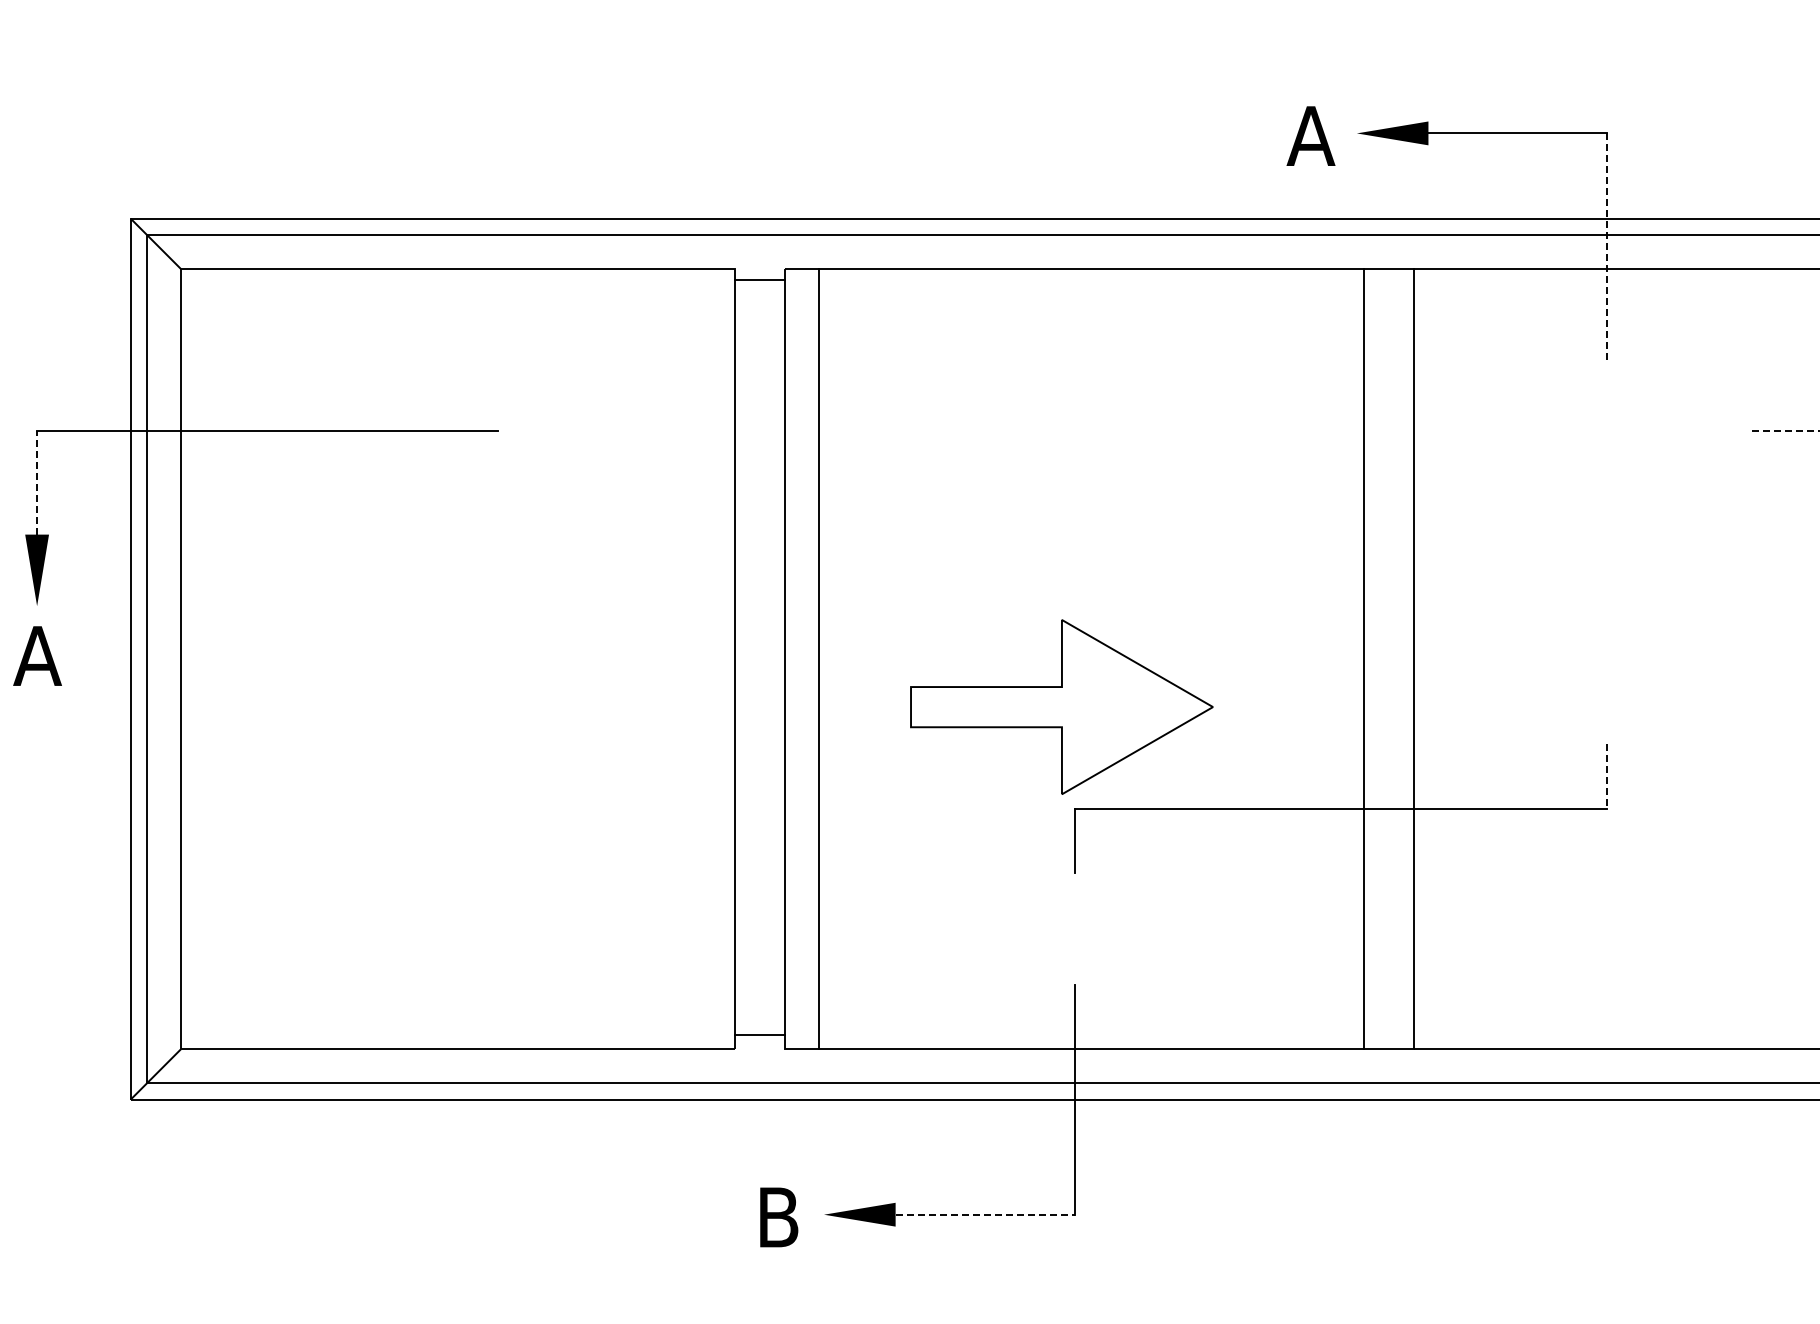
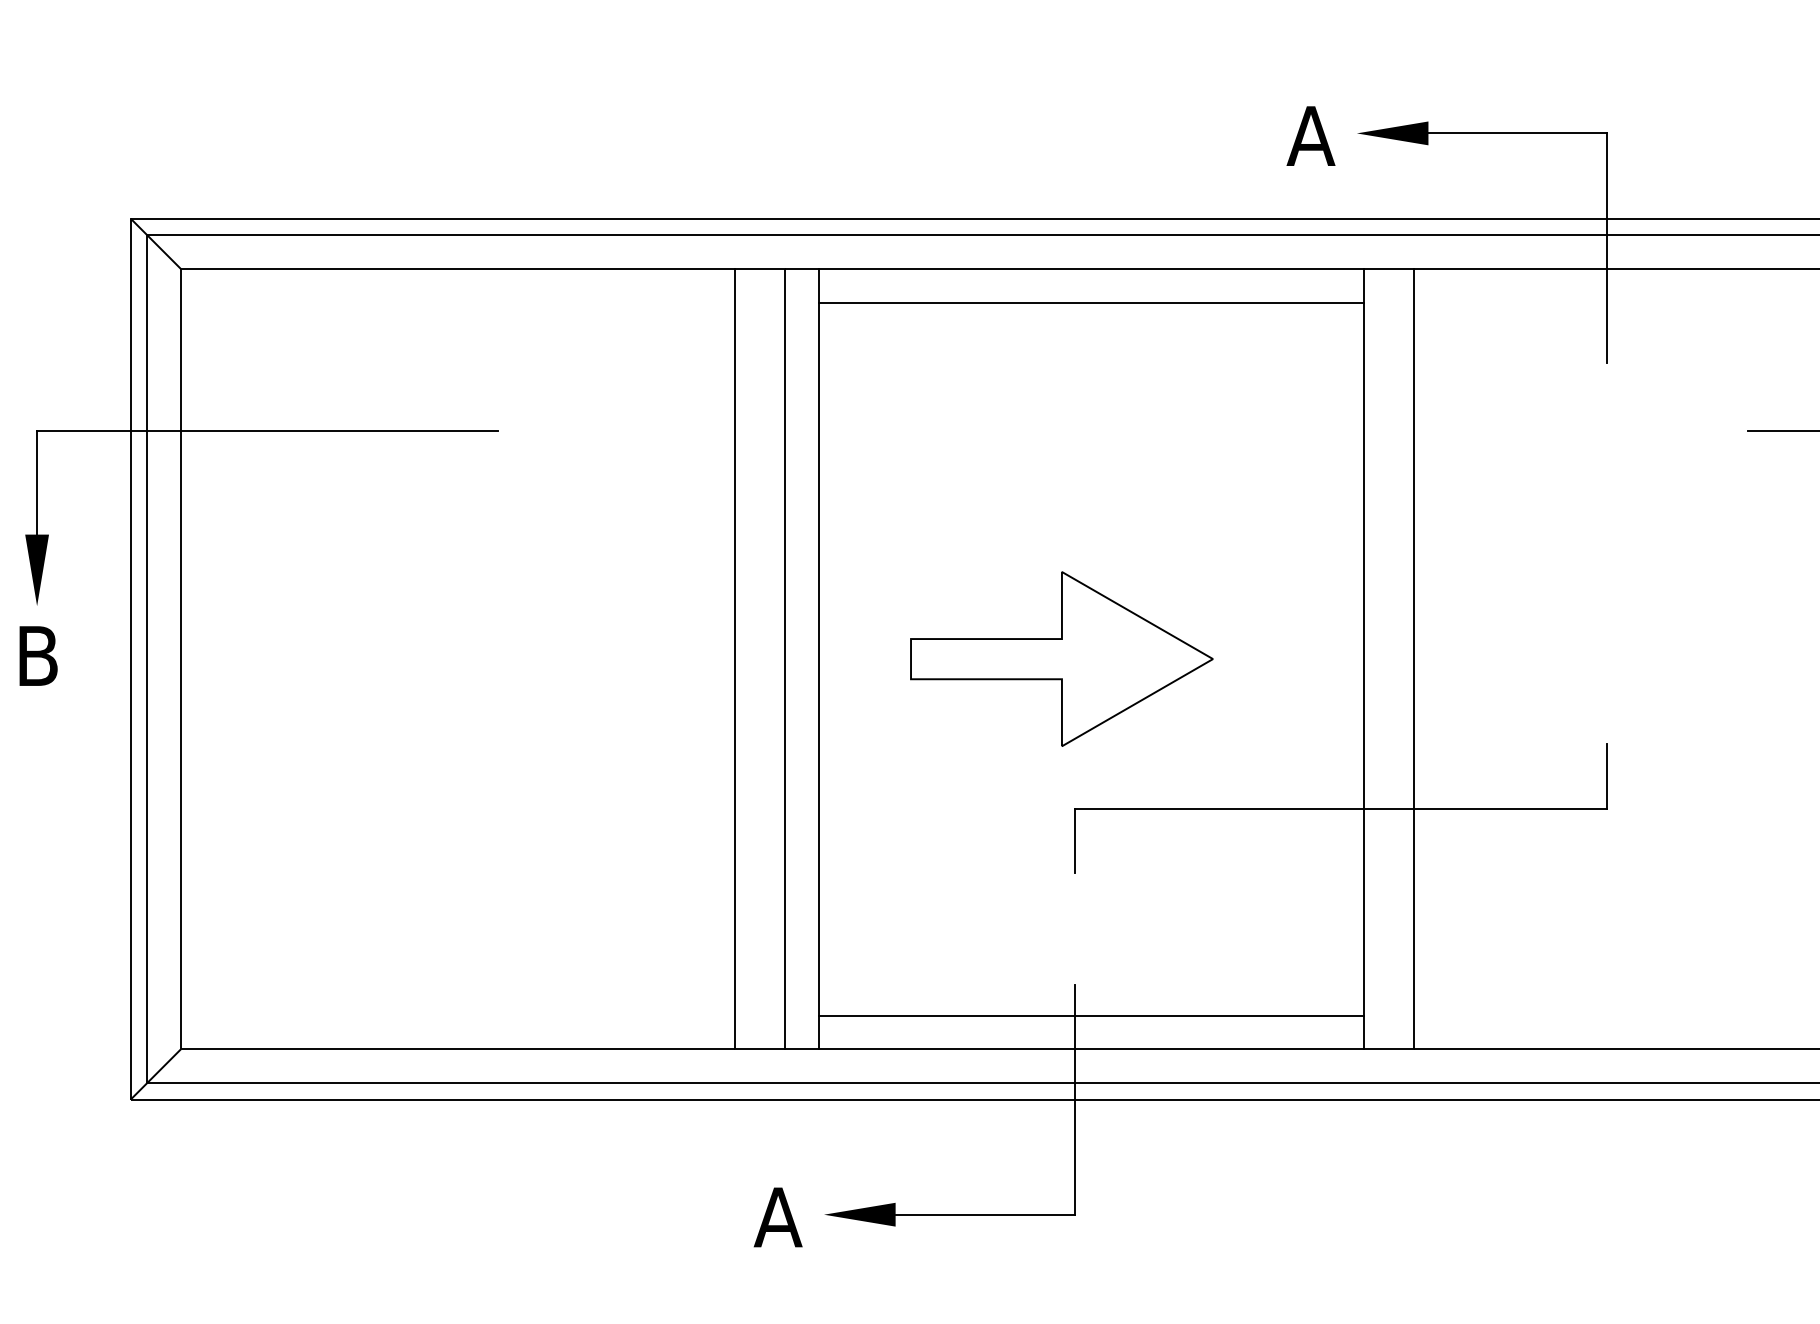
line: dashed -> solid (1607, 248)
line position: (759, 279) -> (759, 268) (759, 268)
line: none -> present (1091, 302)
line: dashed -> solid (1783, 431)
line: dashed -> solid (37, 482)
text: A -> B (37, 655)
part position: (1061, 706) -> (1061, 658) (1061, 658)
line: dashed -> solid (1607, 776)
line: none -> present (1091, 1015)
line position: (759, 1035) -> (759, 1049) (759, 1049)
line: dashed -> solid (985, 1214)
text: B -> A (777, 1217)
